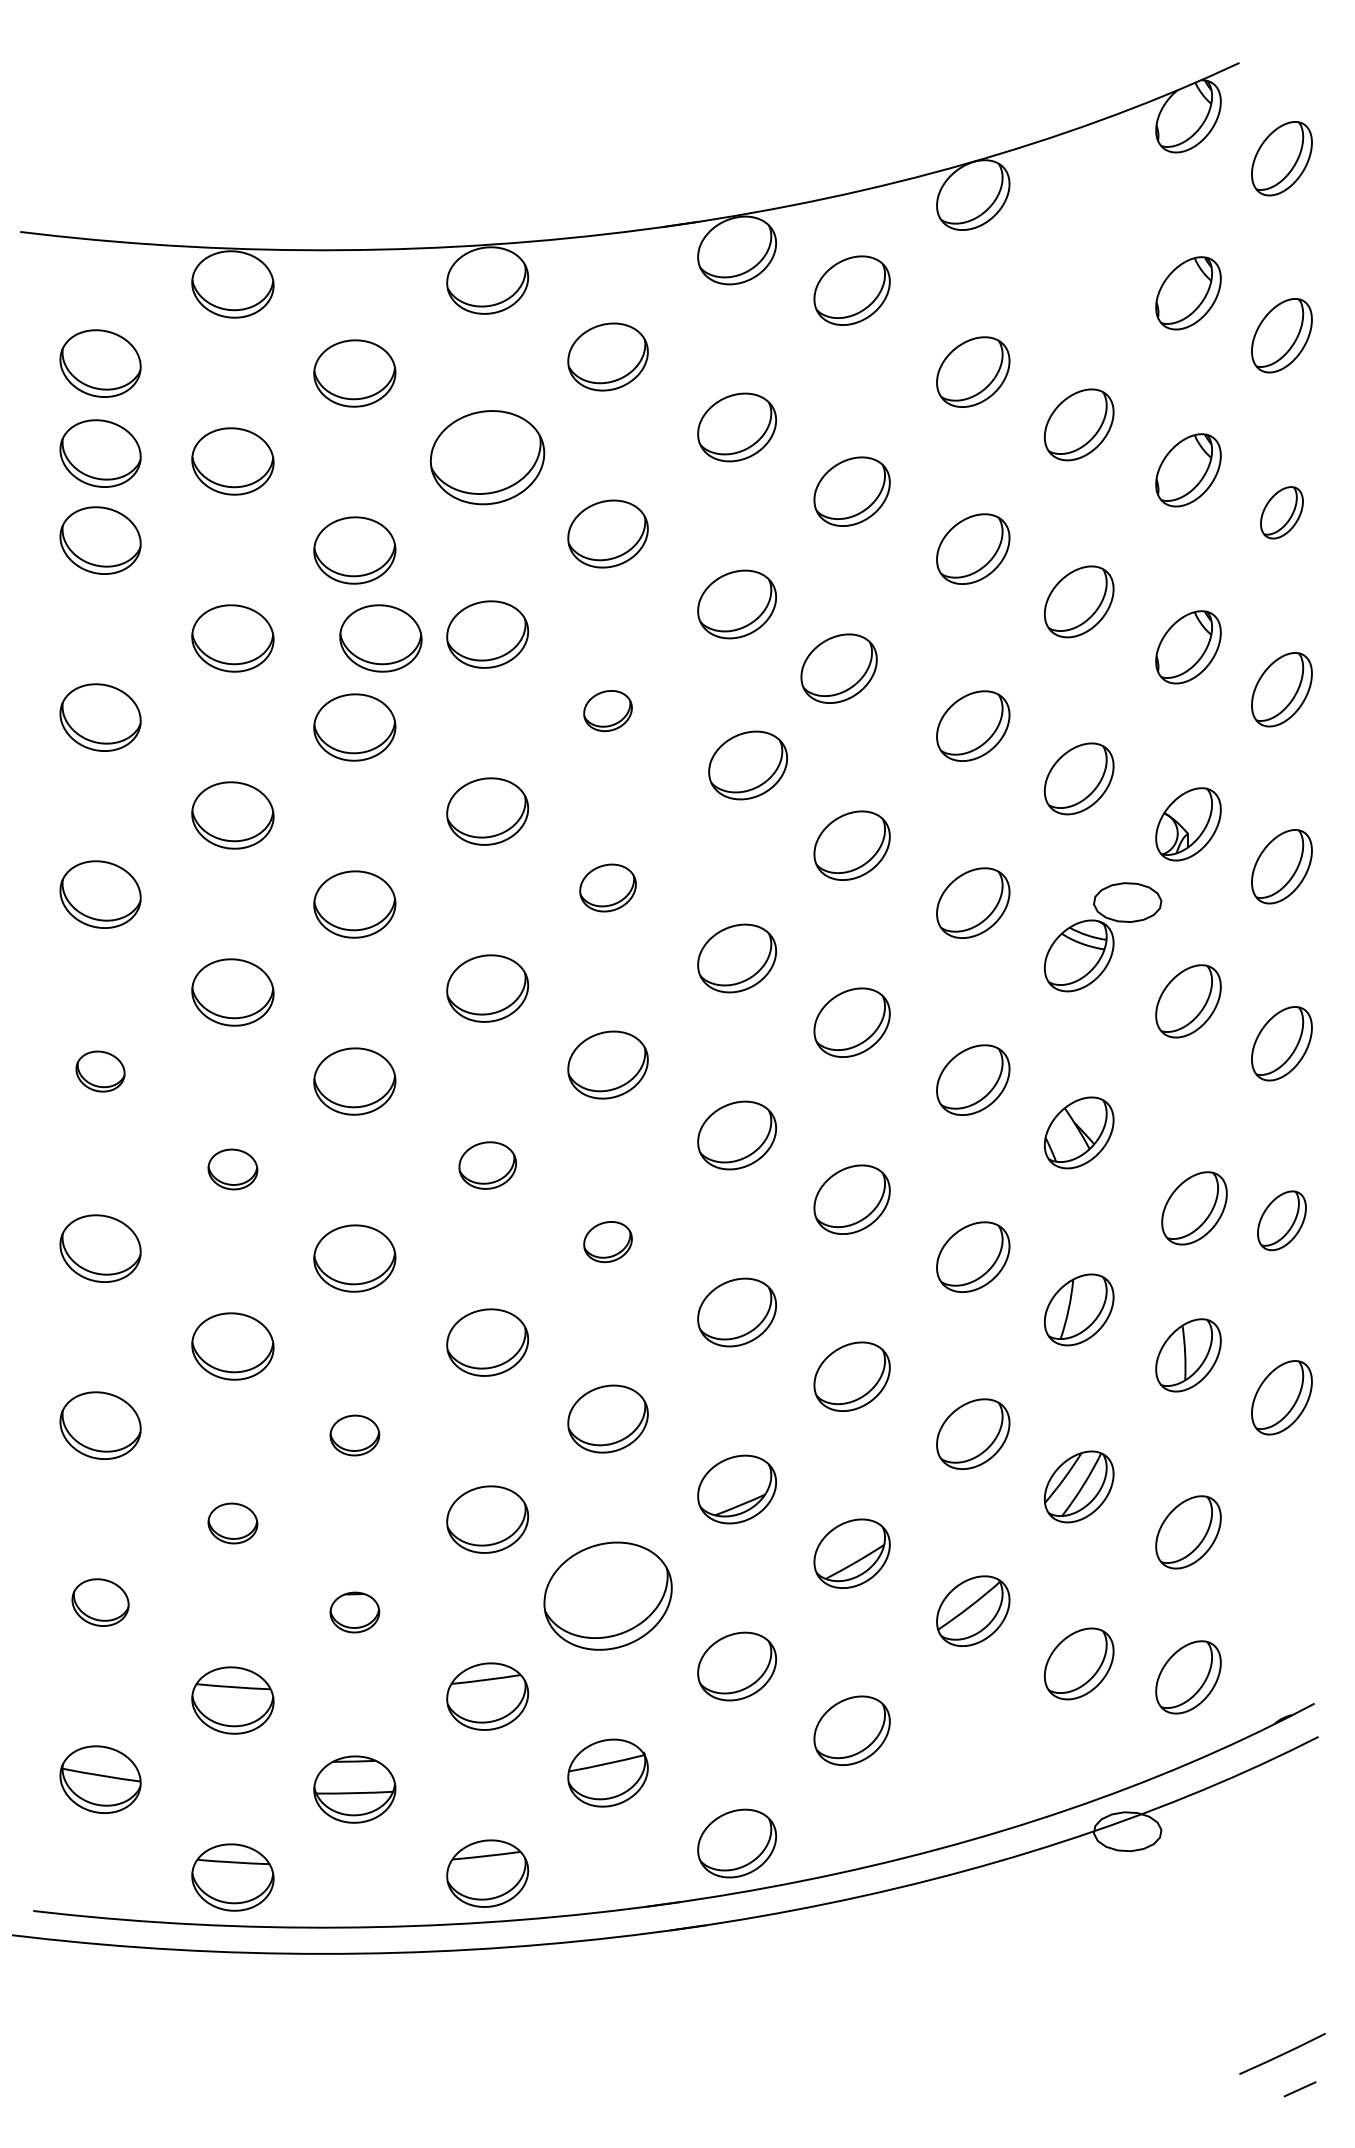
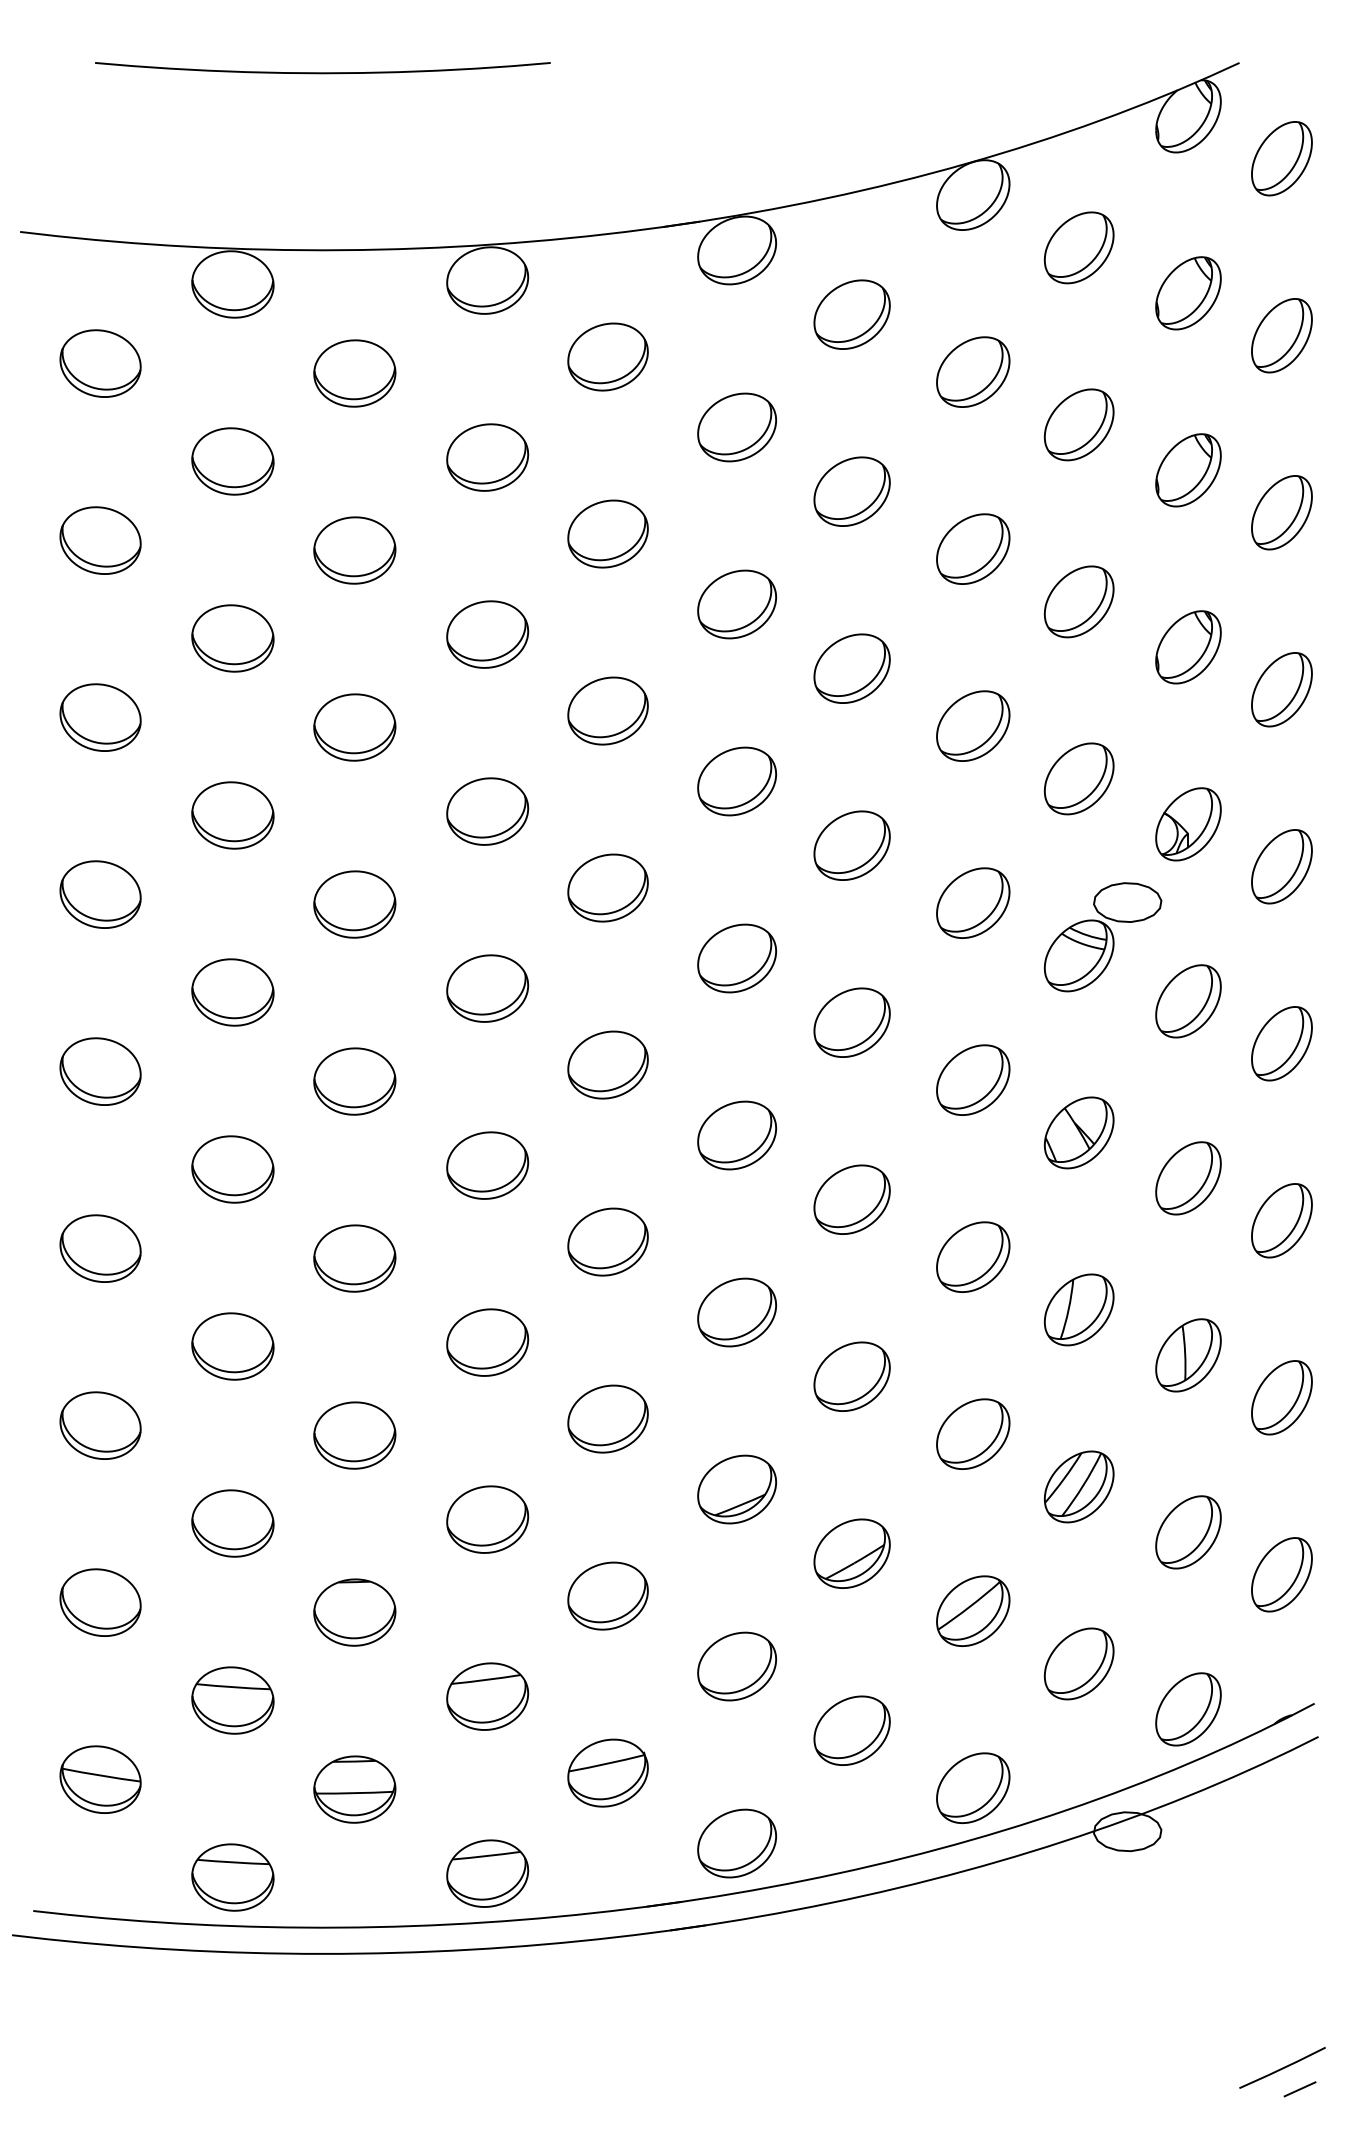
curve: none -> present (322, 72)
part: none -> present (1078, 247)
part position: (851, 290) -> (851, 314) (851, 314)
part: present -> none (100, 453)
part size: 116x96 px -> 84x69 px (487, 457)
part size: 44x54 px -> 62x76 px (1281, 512)
part: present -> none (380, 638)
part position: (838, 668) -> (851, 668) (851, 668)
part size: 50x43 px -> 82x70 px (607, 710)
part position: (747, 765) -> (736, 781) (736, 781)
part size: 58x50 px -> 82x70 px (607, 887)
part size: 51x43 px -> 83x69 px (100, 1071)
part size: 59x49 px -> 84x69 px (487, 1165)
part size: 52x43 px -> 84x69 px (232, 1169)
part position: (1194, 1208) -> (1188, 1178) (1188, 1178)
part size: 50x62 px -> 62x76 px (1281, 1220)
part size: 50x43 px -> 82x70 px (607, 1241)
part size: 52x43 px -> 84x69 px (354, 1435)
part size: 52x43 px -> 84x69 px (232, 1523)
part: none -> present (1281, 1574)
part size: 130x110 px -> 82x70 px (607, 1595)
part size: 59x49 px -> 83x69 px (100, 1602)
part size: 52x43 px -> 84x69 px (354, 1612)
part position: (1188, 1677) -> (1188, 1709) (1188, 1709)
part: none -> present (973, 1787)
line position: (1282, 2053) -> (1282, 2067) (1282, 2067)
